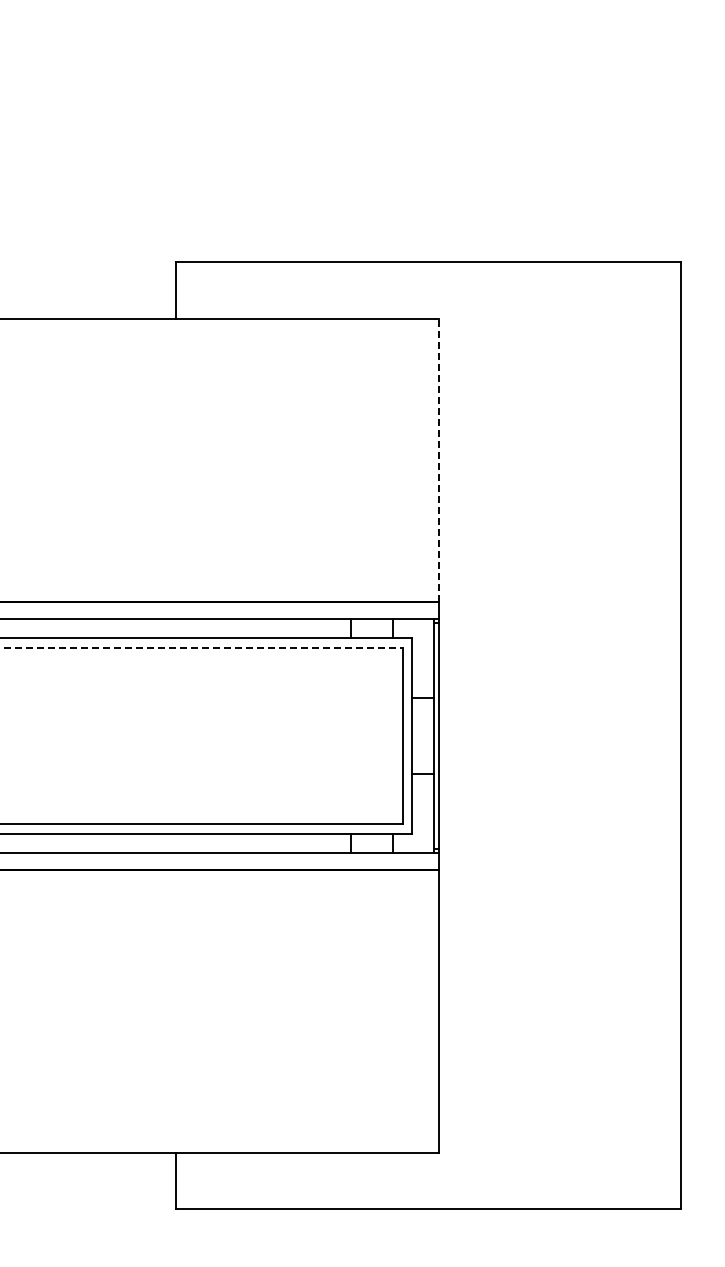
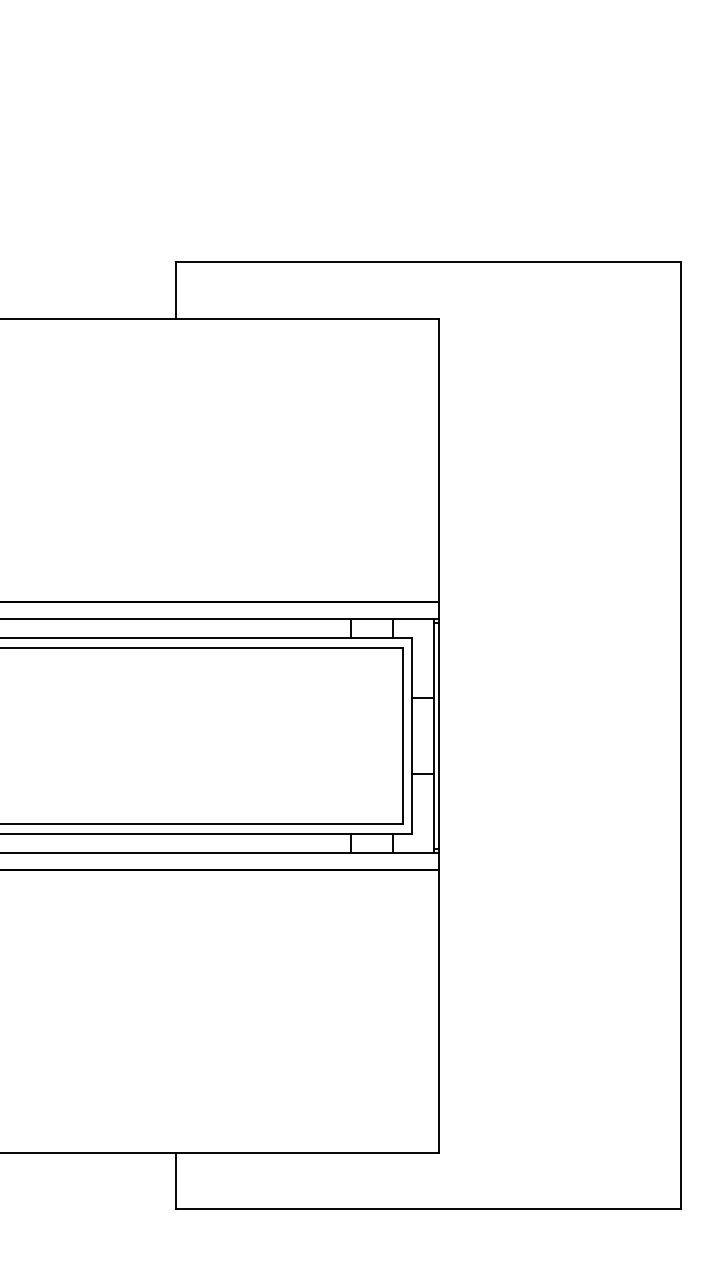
line: dashed -> solid (438, 459)
line: dashed -> solid (202, 647)
